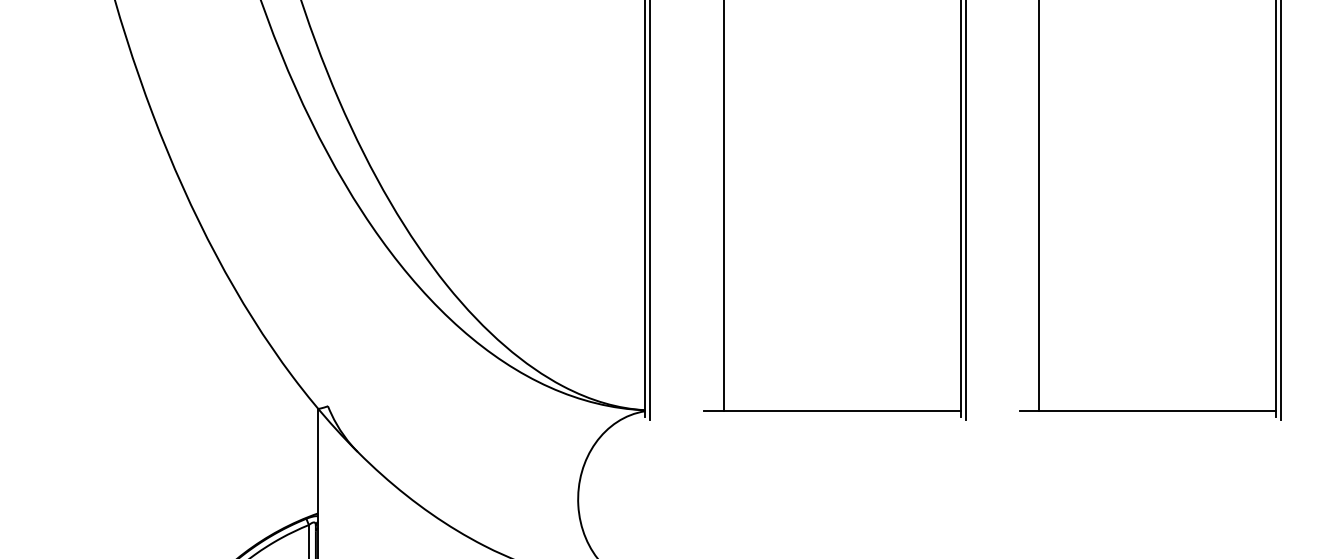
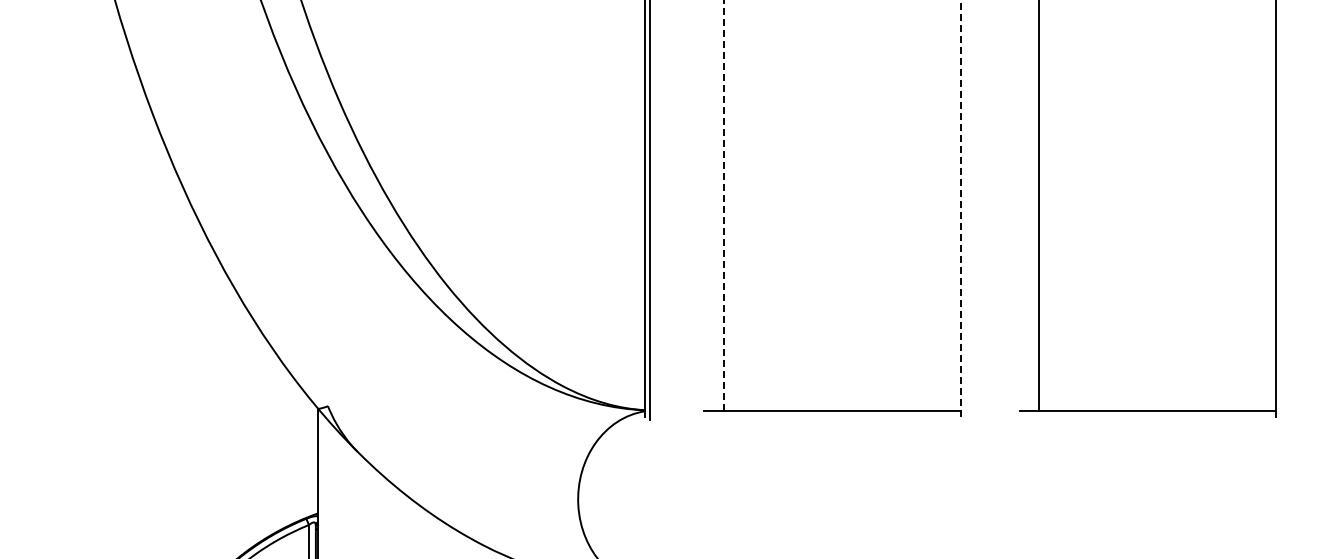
line: solid -> dashed (723, 205)
line: solid -> dashed (960, 208)
line: present -> none (965, 210)
line: present -> none (1281, 210)
